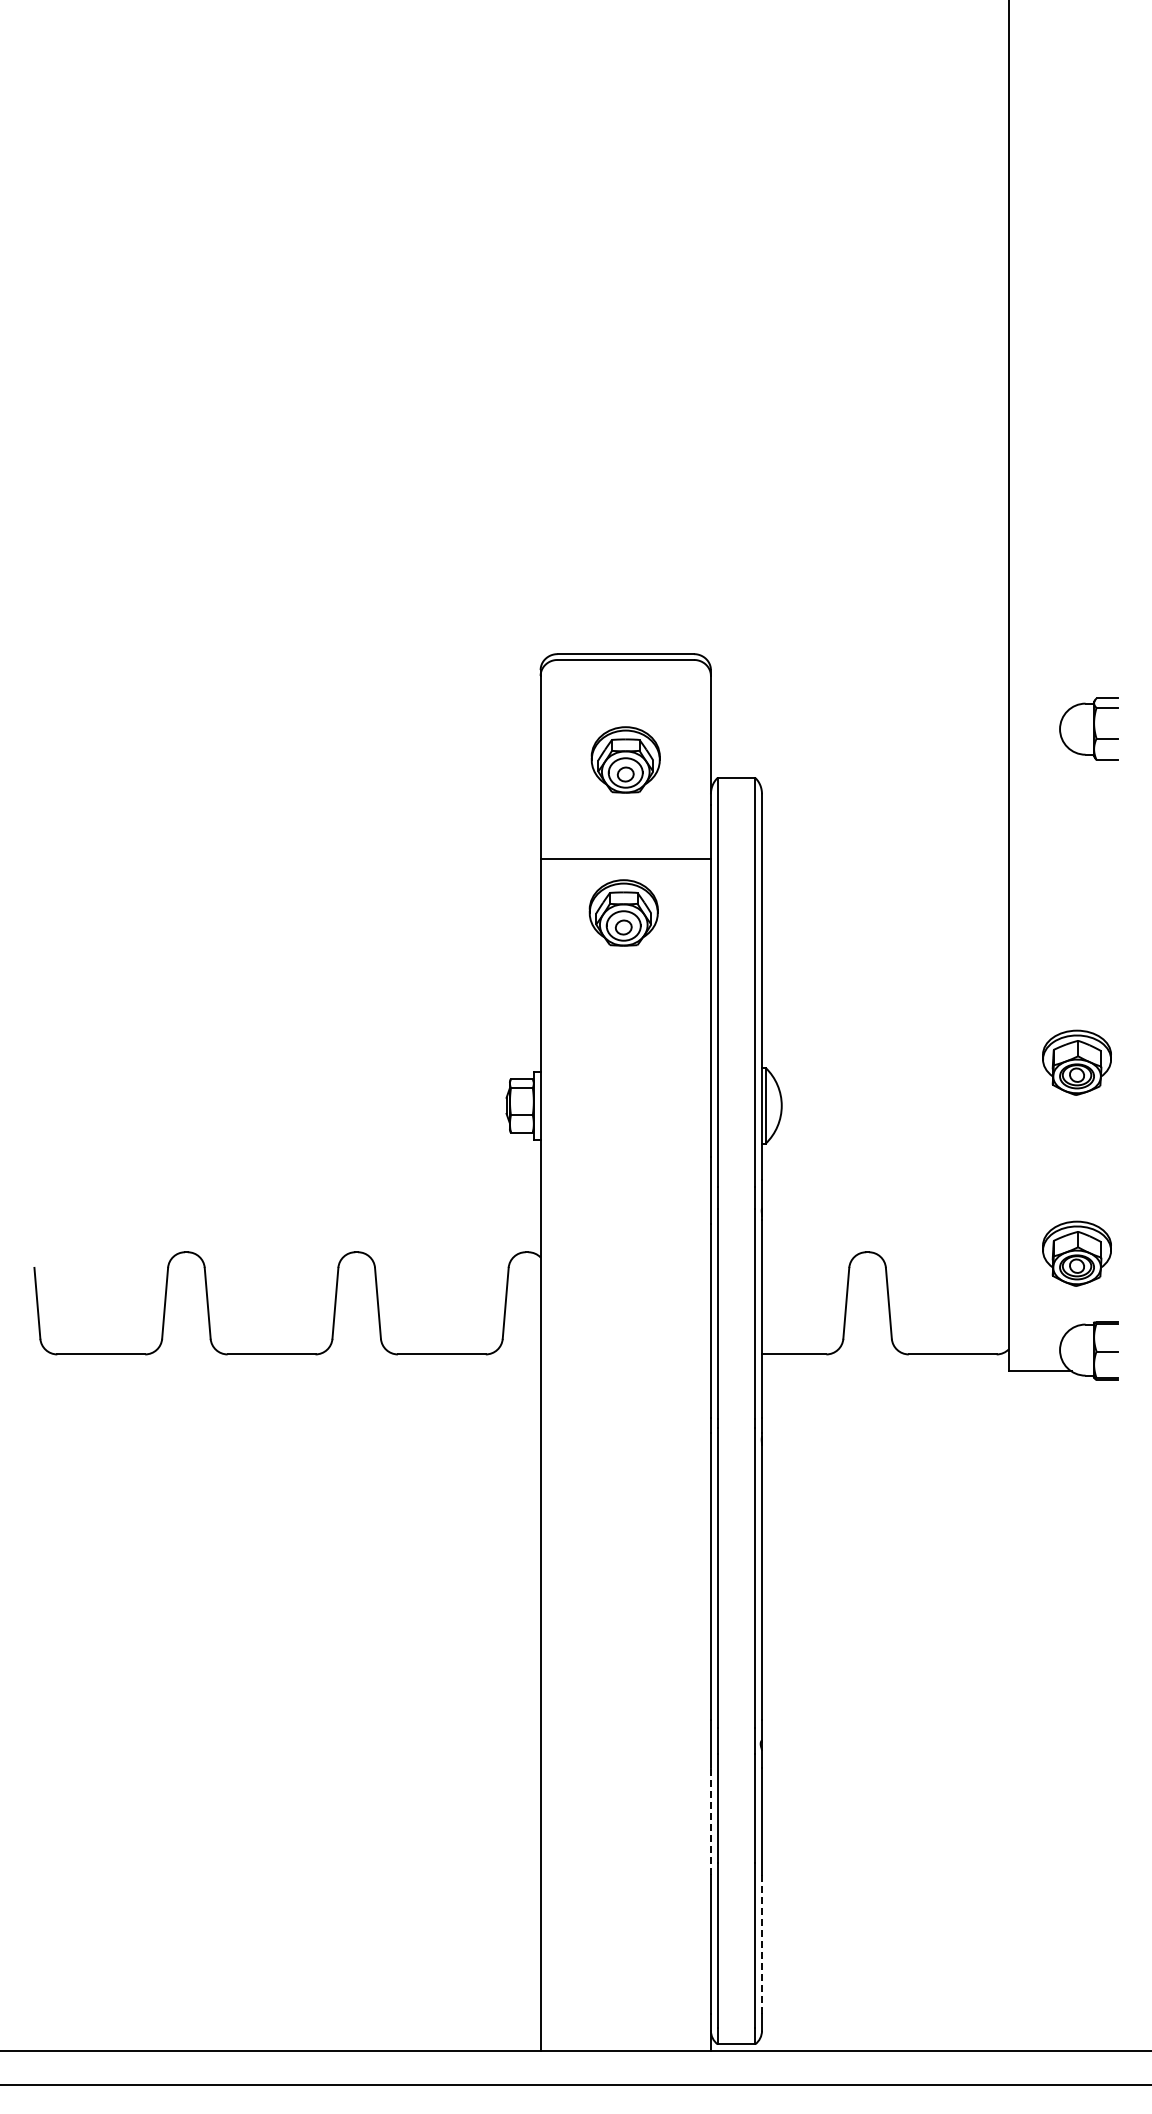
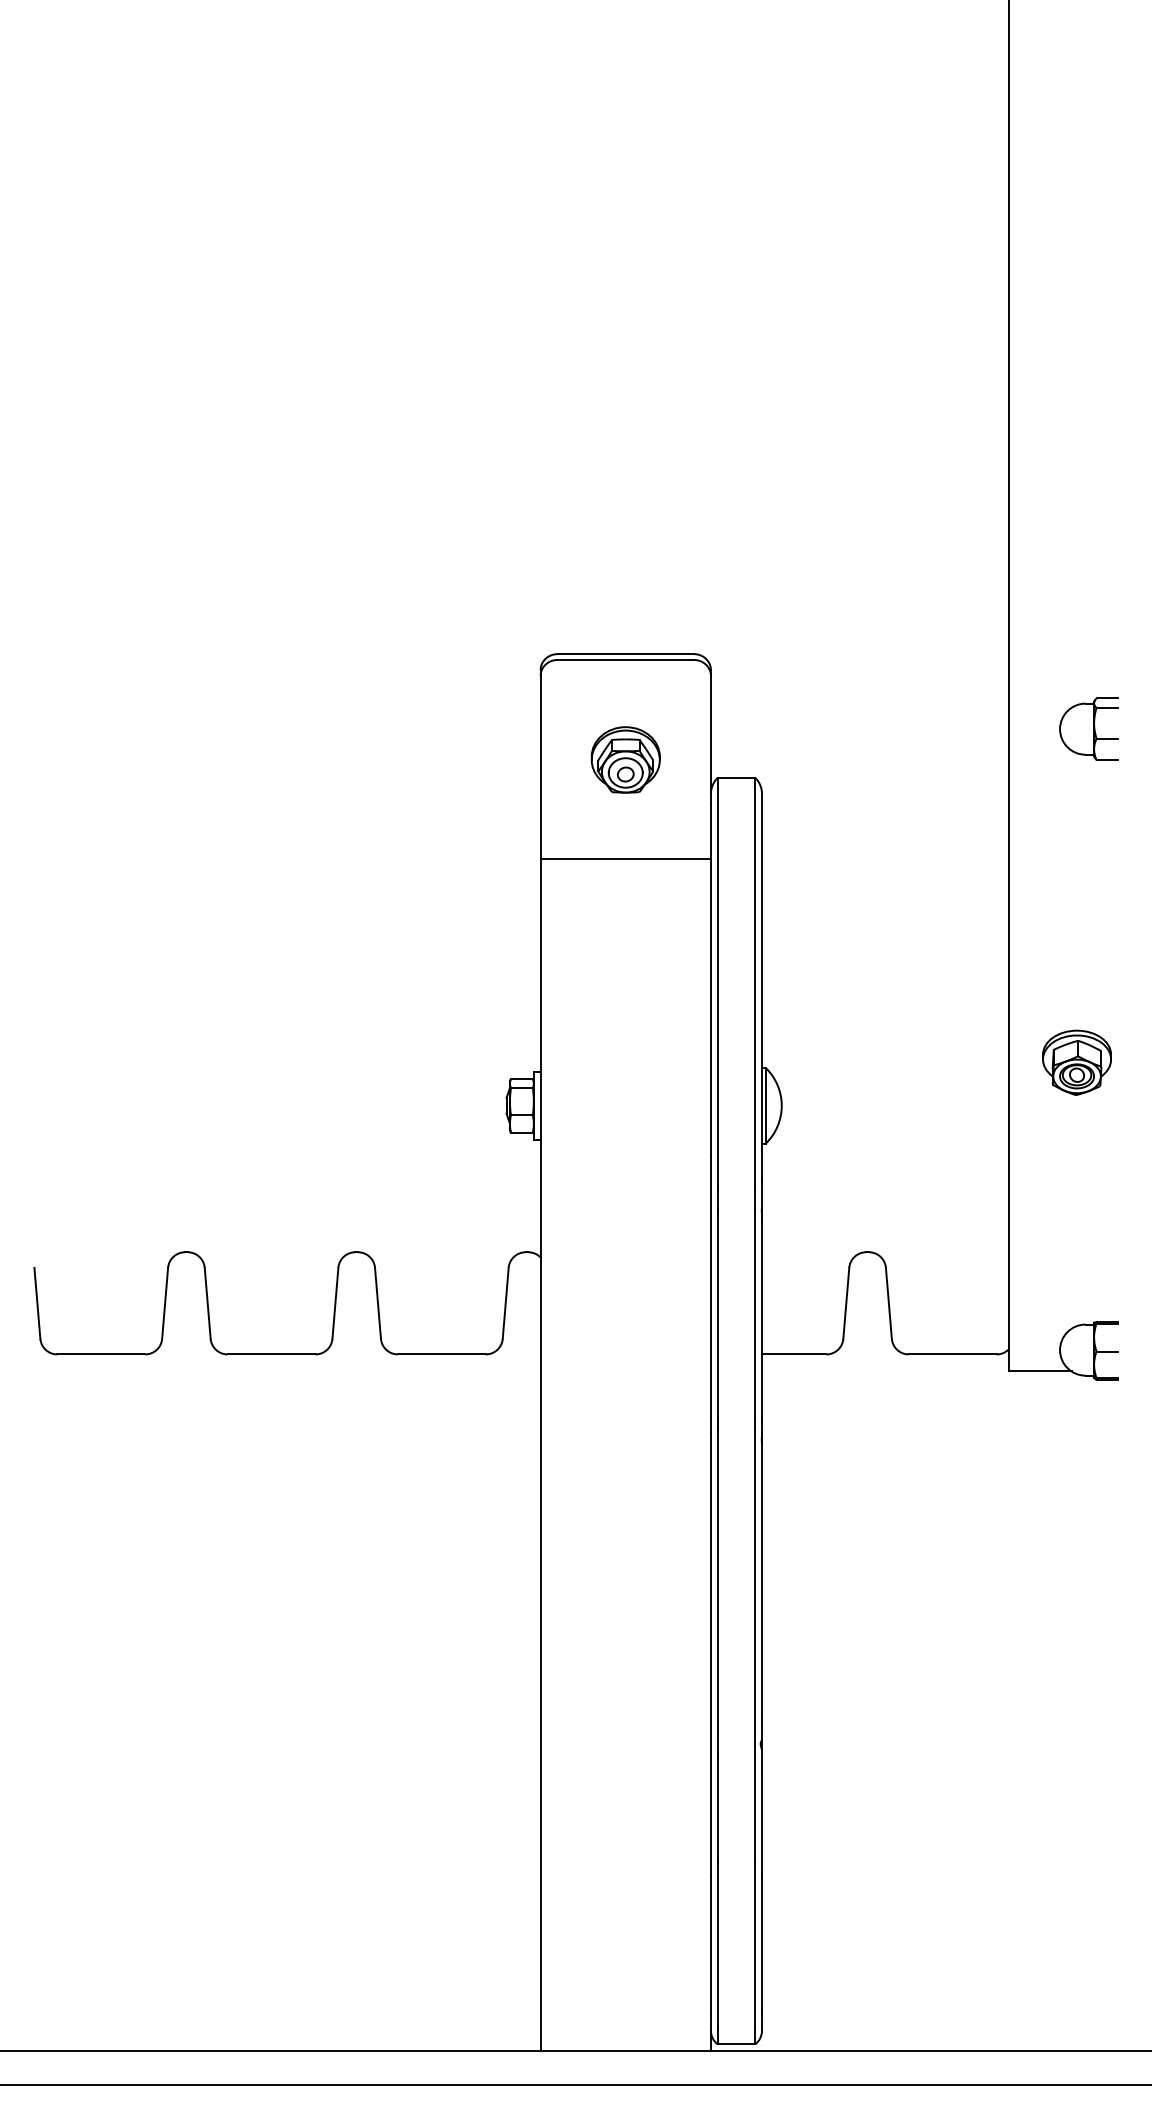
part: present -> none (623, 912)
part: present -> none (1076, 1253)
line: dashed -> solid (710, 1820)
line: dashed -> solid (762, 1944)
